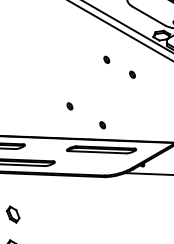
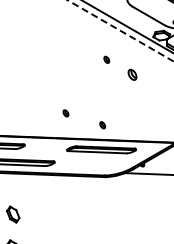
line: solid -> dashed (120, 30)
part size: 7x9 px -> 11x13 px (132, 74)
part position: (69, 106) -> (65, 113) (65, 113)
